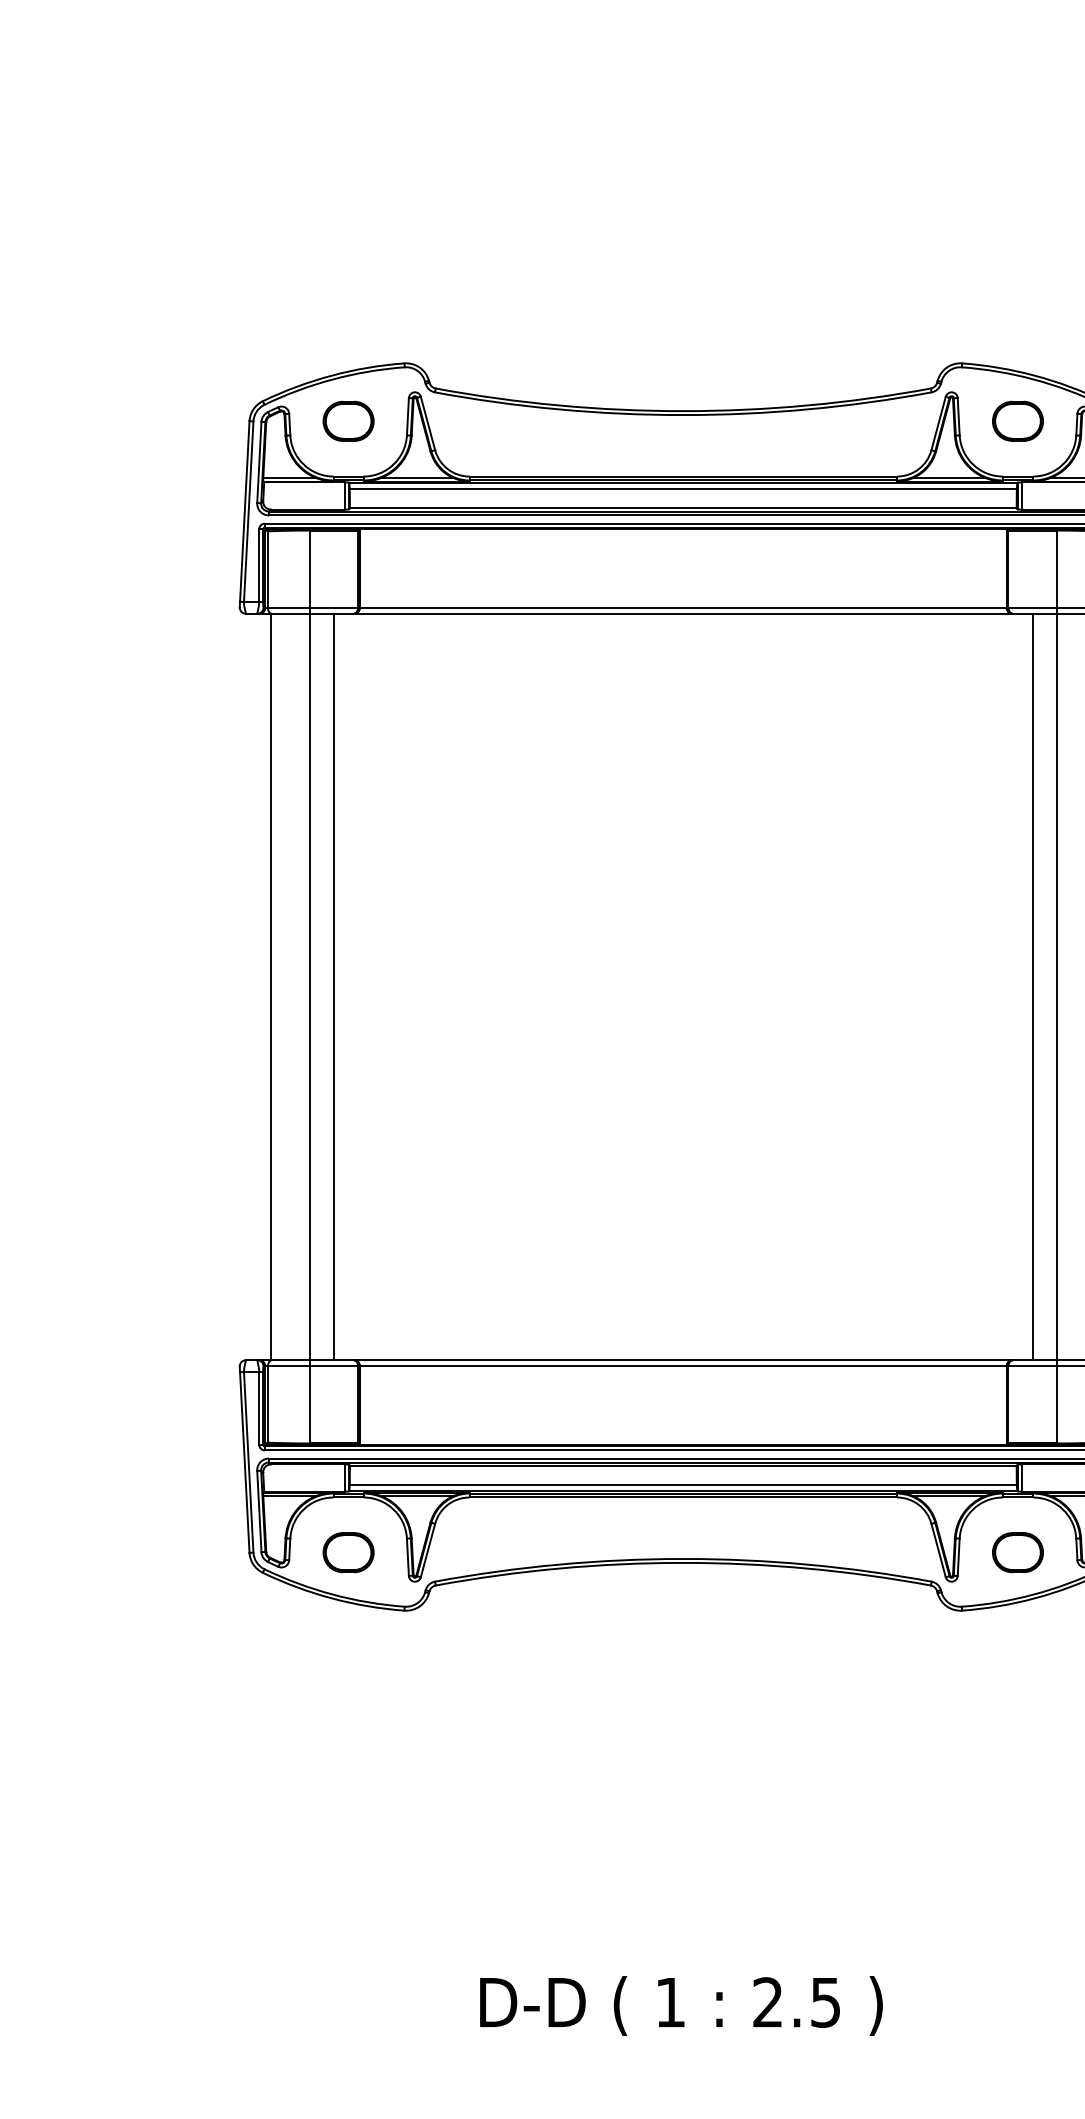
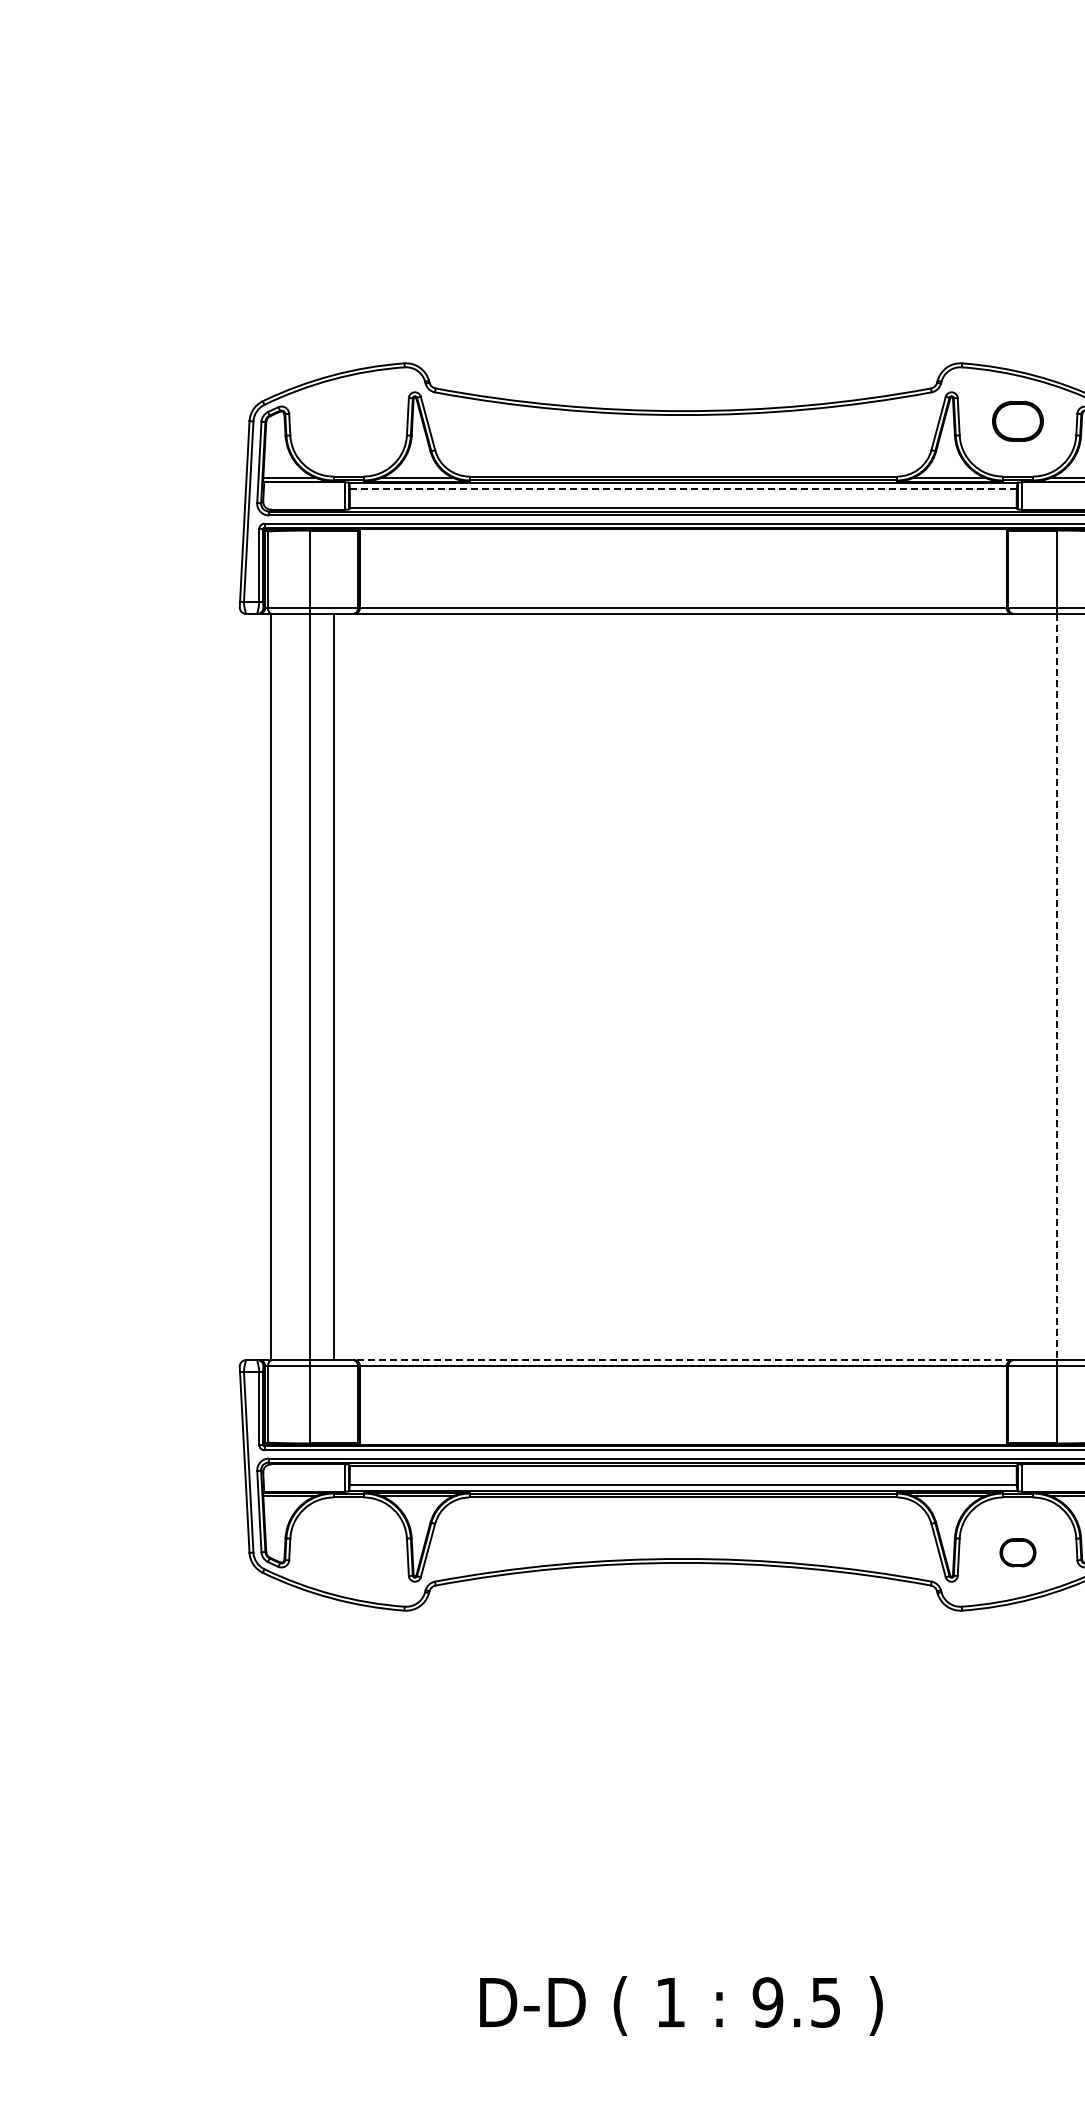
part: present -> none (348, 420)
line: solid -> dashed (683, 488)
line: present -> none (1032, 986)
line: solid -> dashed (1056, 987)
line: solid -> dashed (682, 1360)
part: present -> none (348, 1552)
part size: 52x42 px -> 38x30 px (1017, 1552)
text: 2.5 -> 9.5 (767, 2002)
